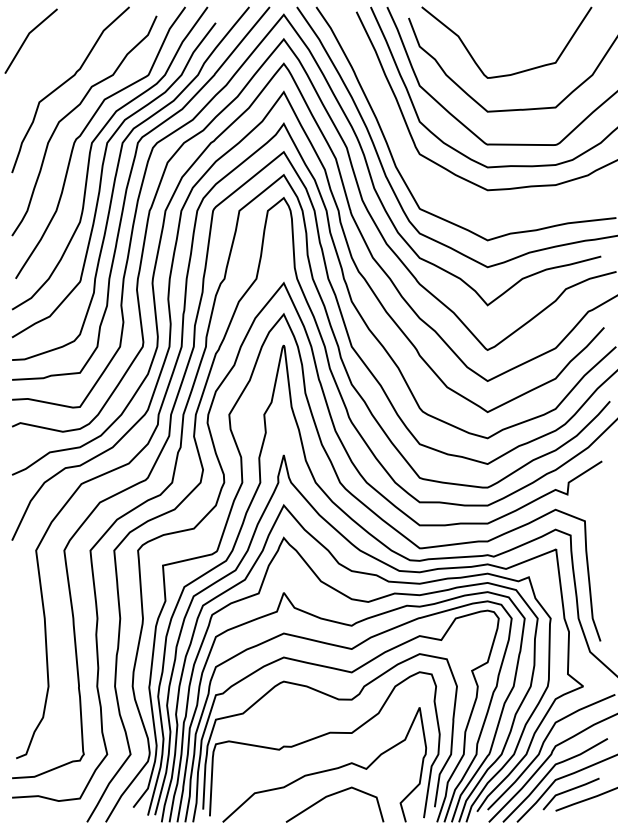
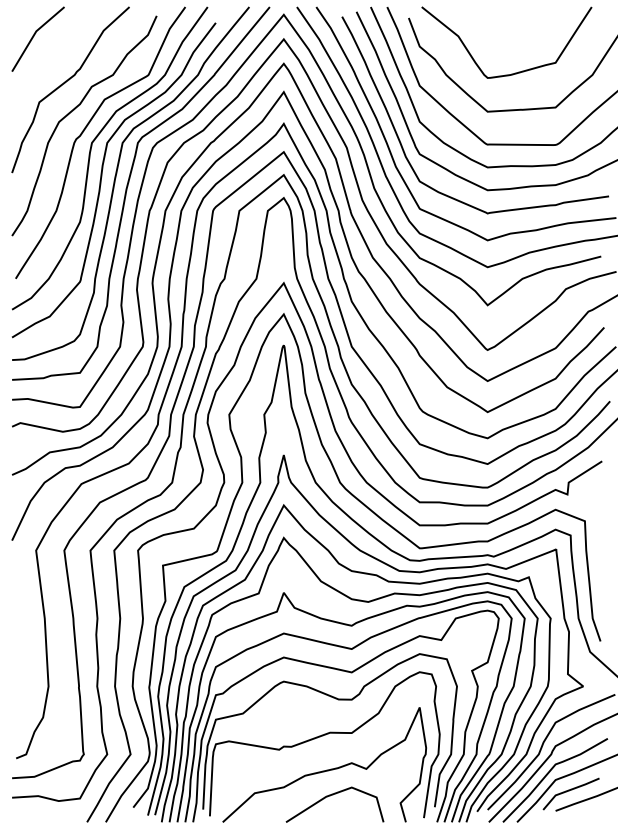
line position: (27, 38) -> (34, 36) (34, 36)
curve: none -> present (401, 142)
